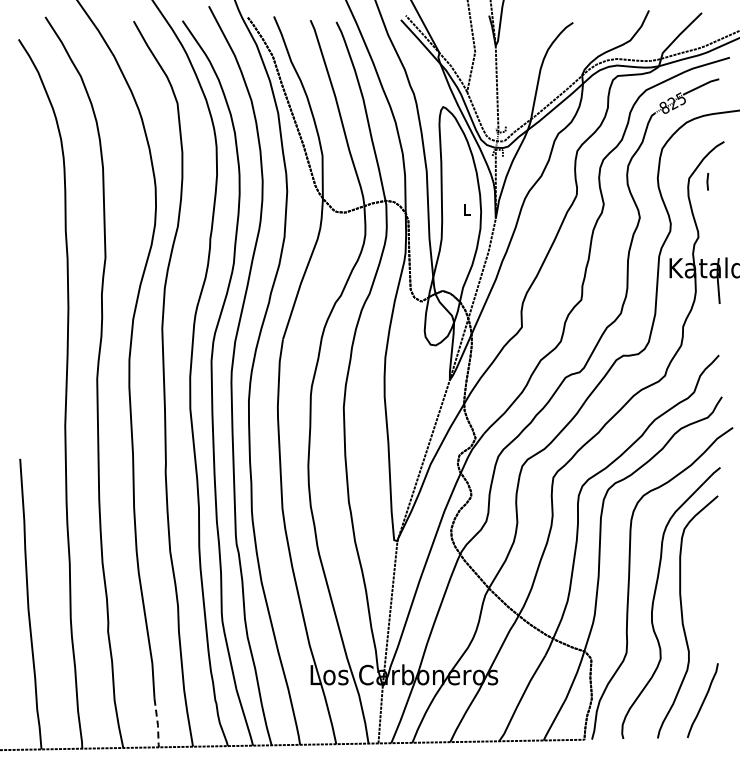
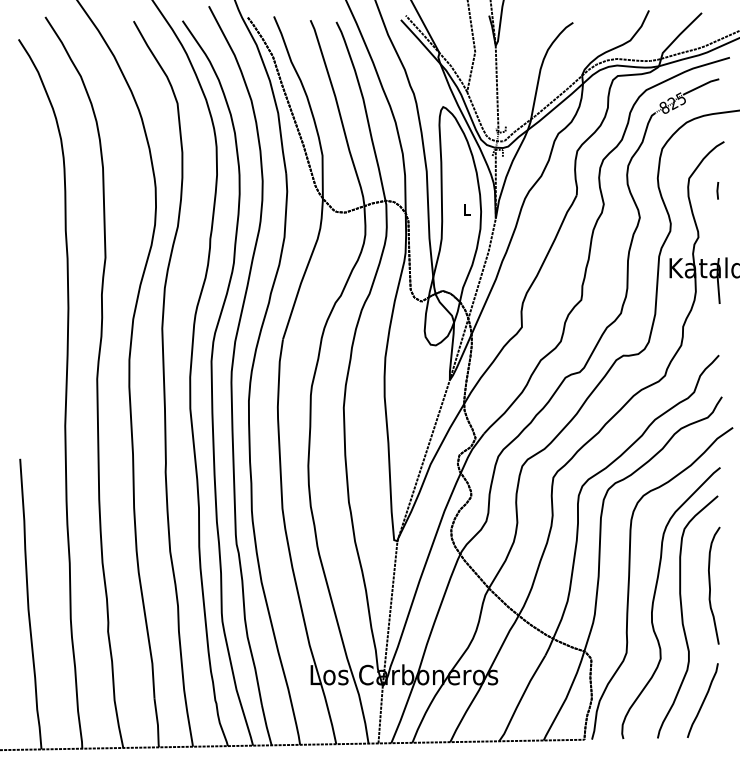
line position: (707, 181) -> (717, 190) (717, 190)
curve: none -> present (710, 585)
line: dashed -> solid (157, 724)
